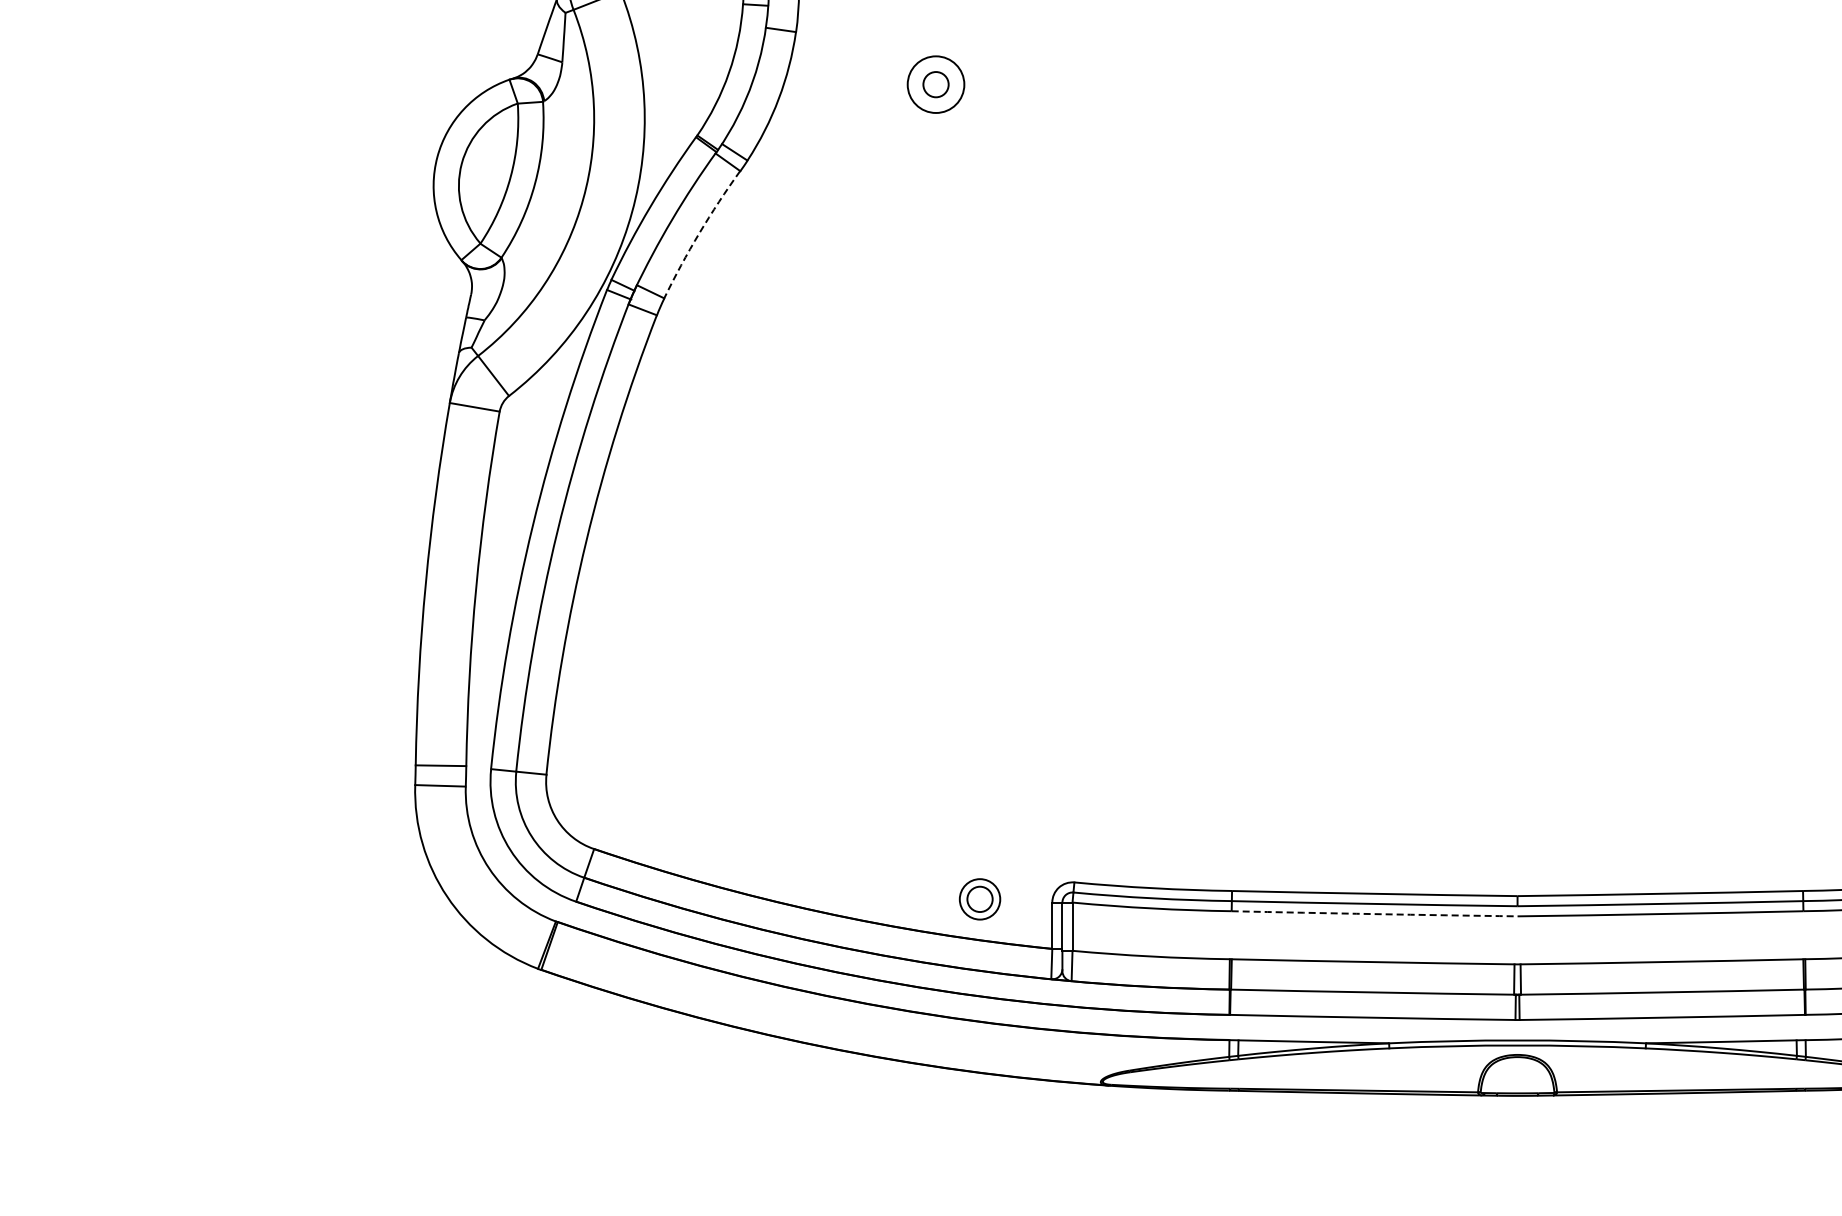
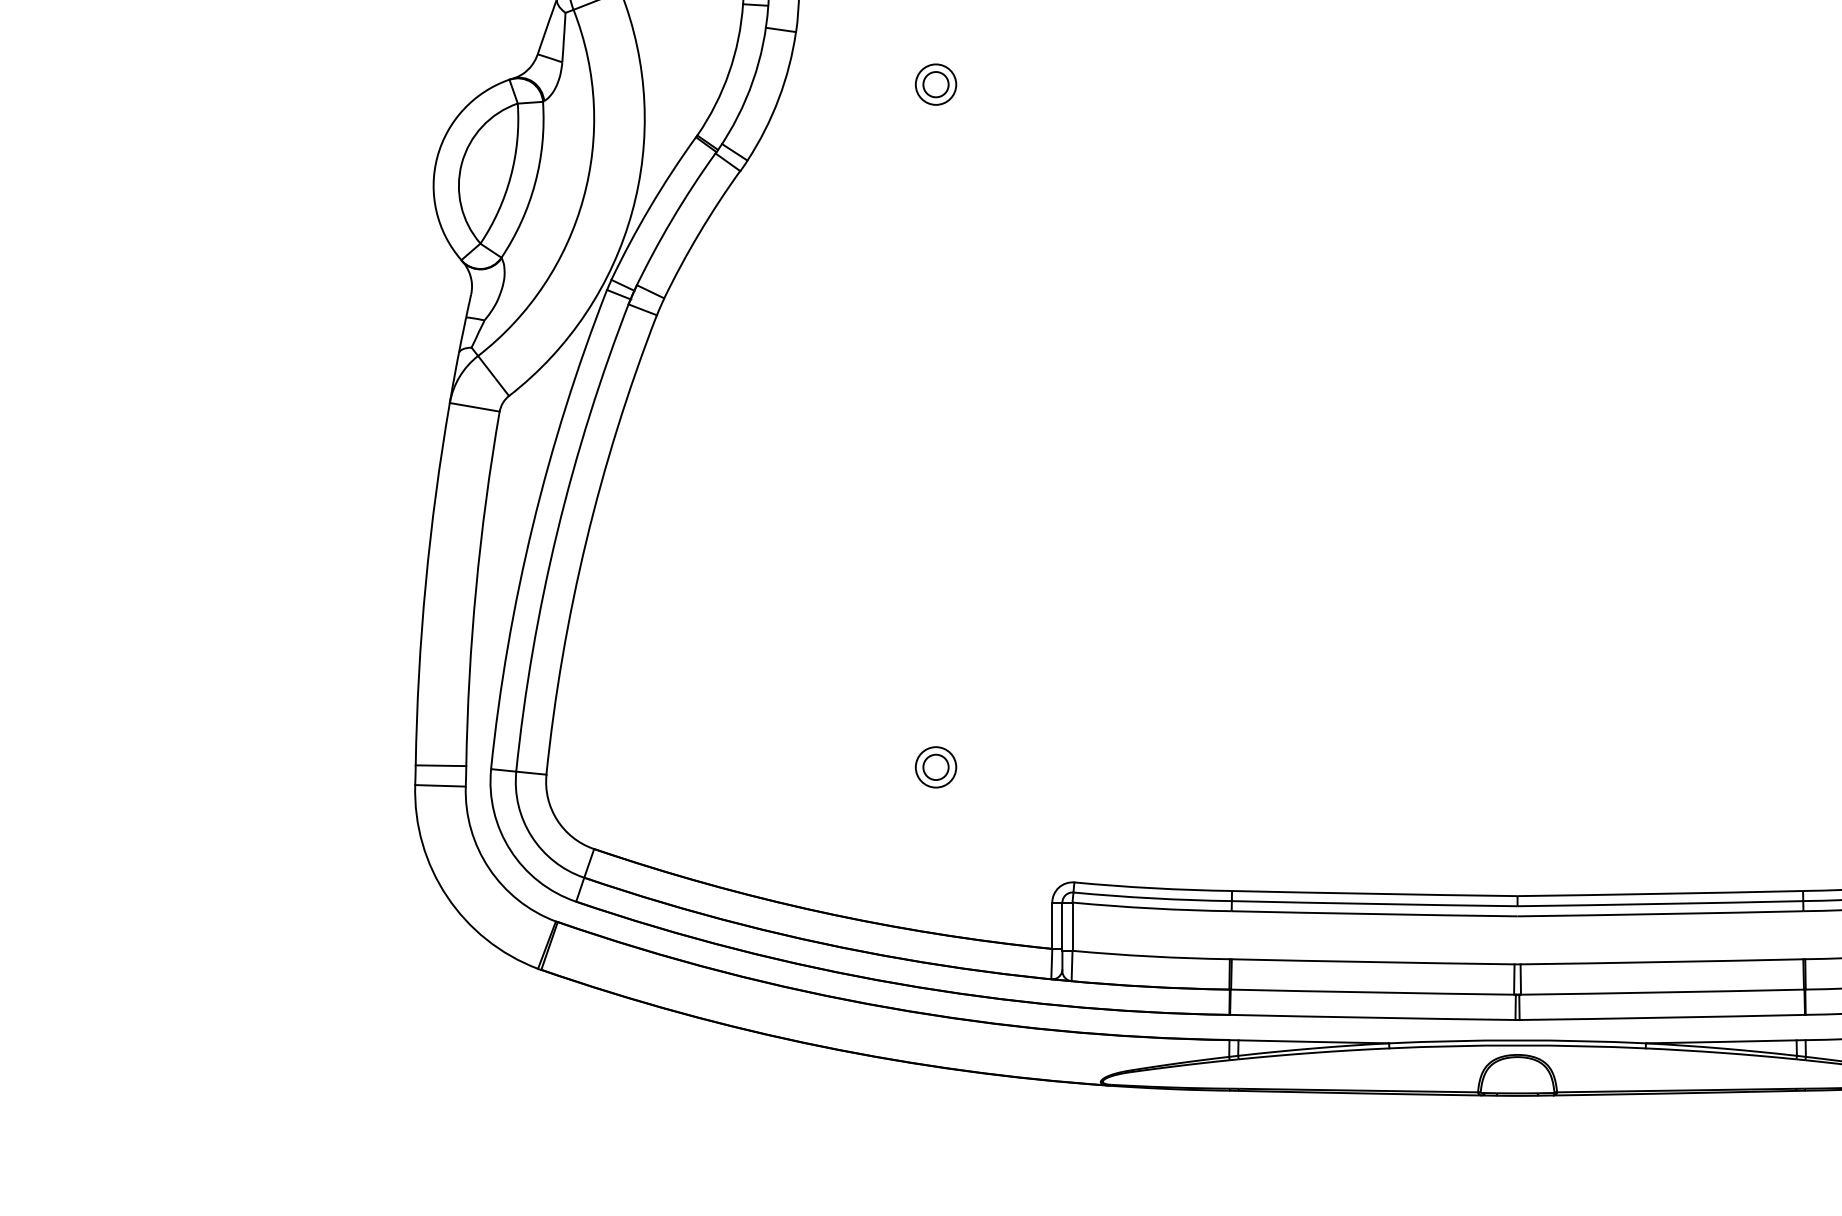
circle diameter: 57 px -> 40 px (935, 84)
arc: dashed -> solid (699, 233)
part position: (979, 899) -> (935, 767) (935, 767)
arc: dashed -> solid (1374, 914)
